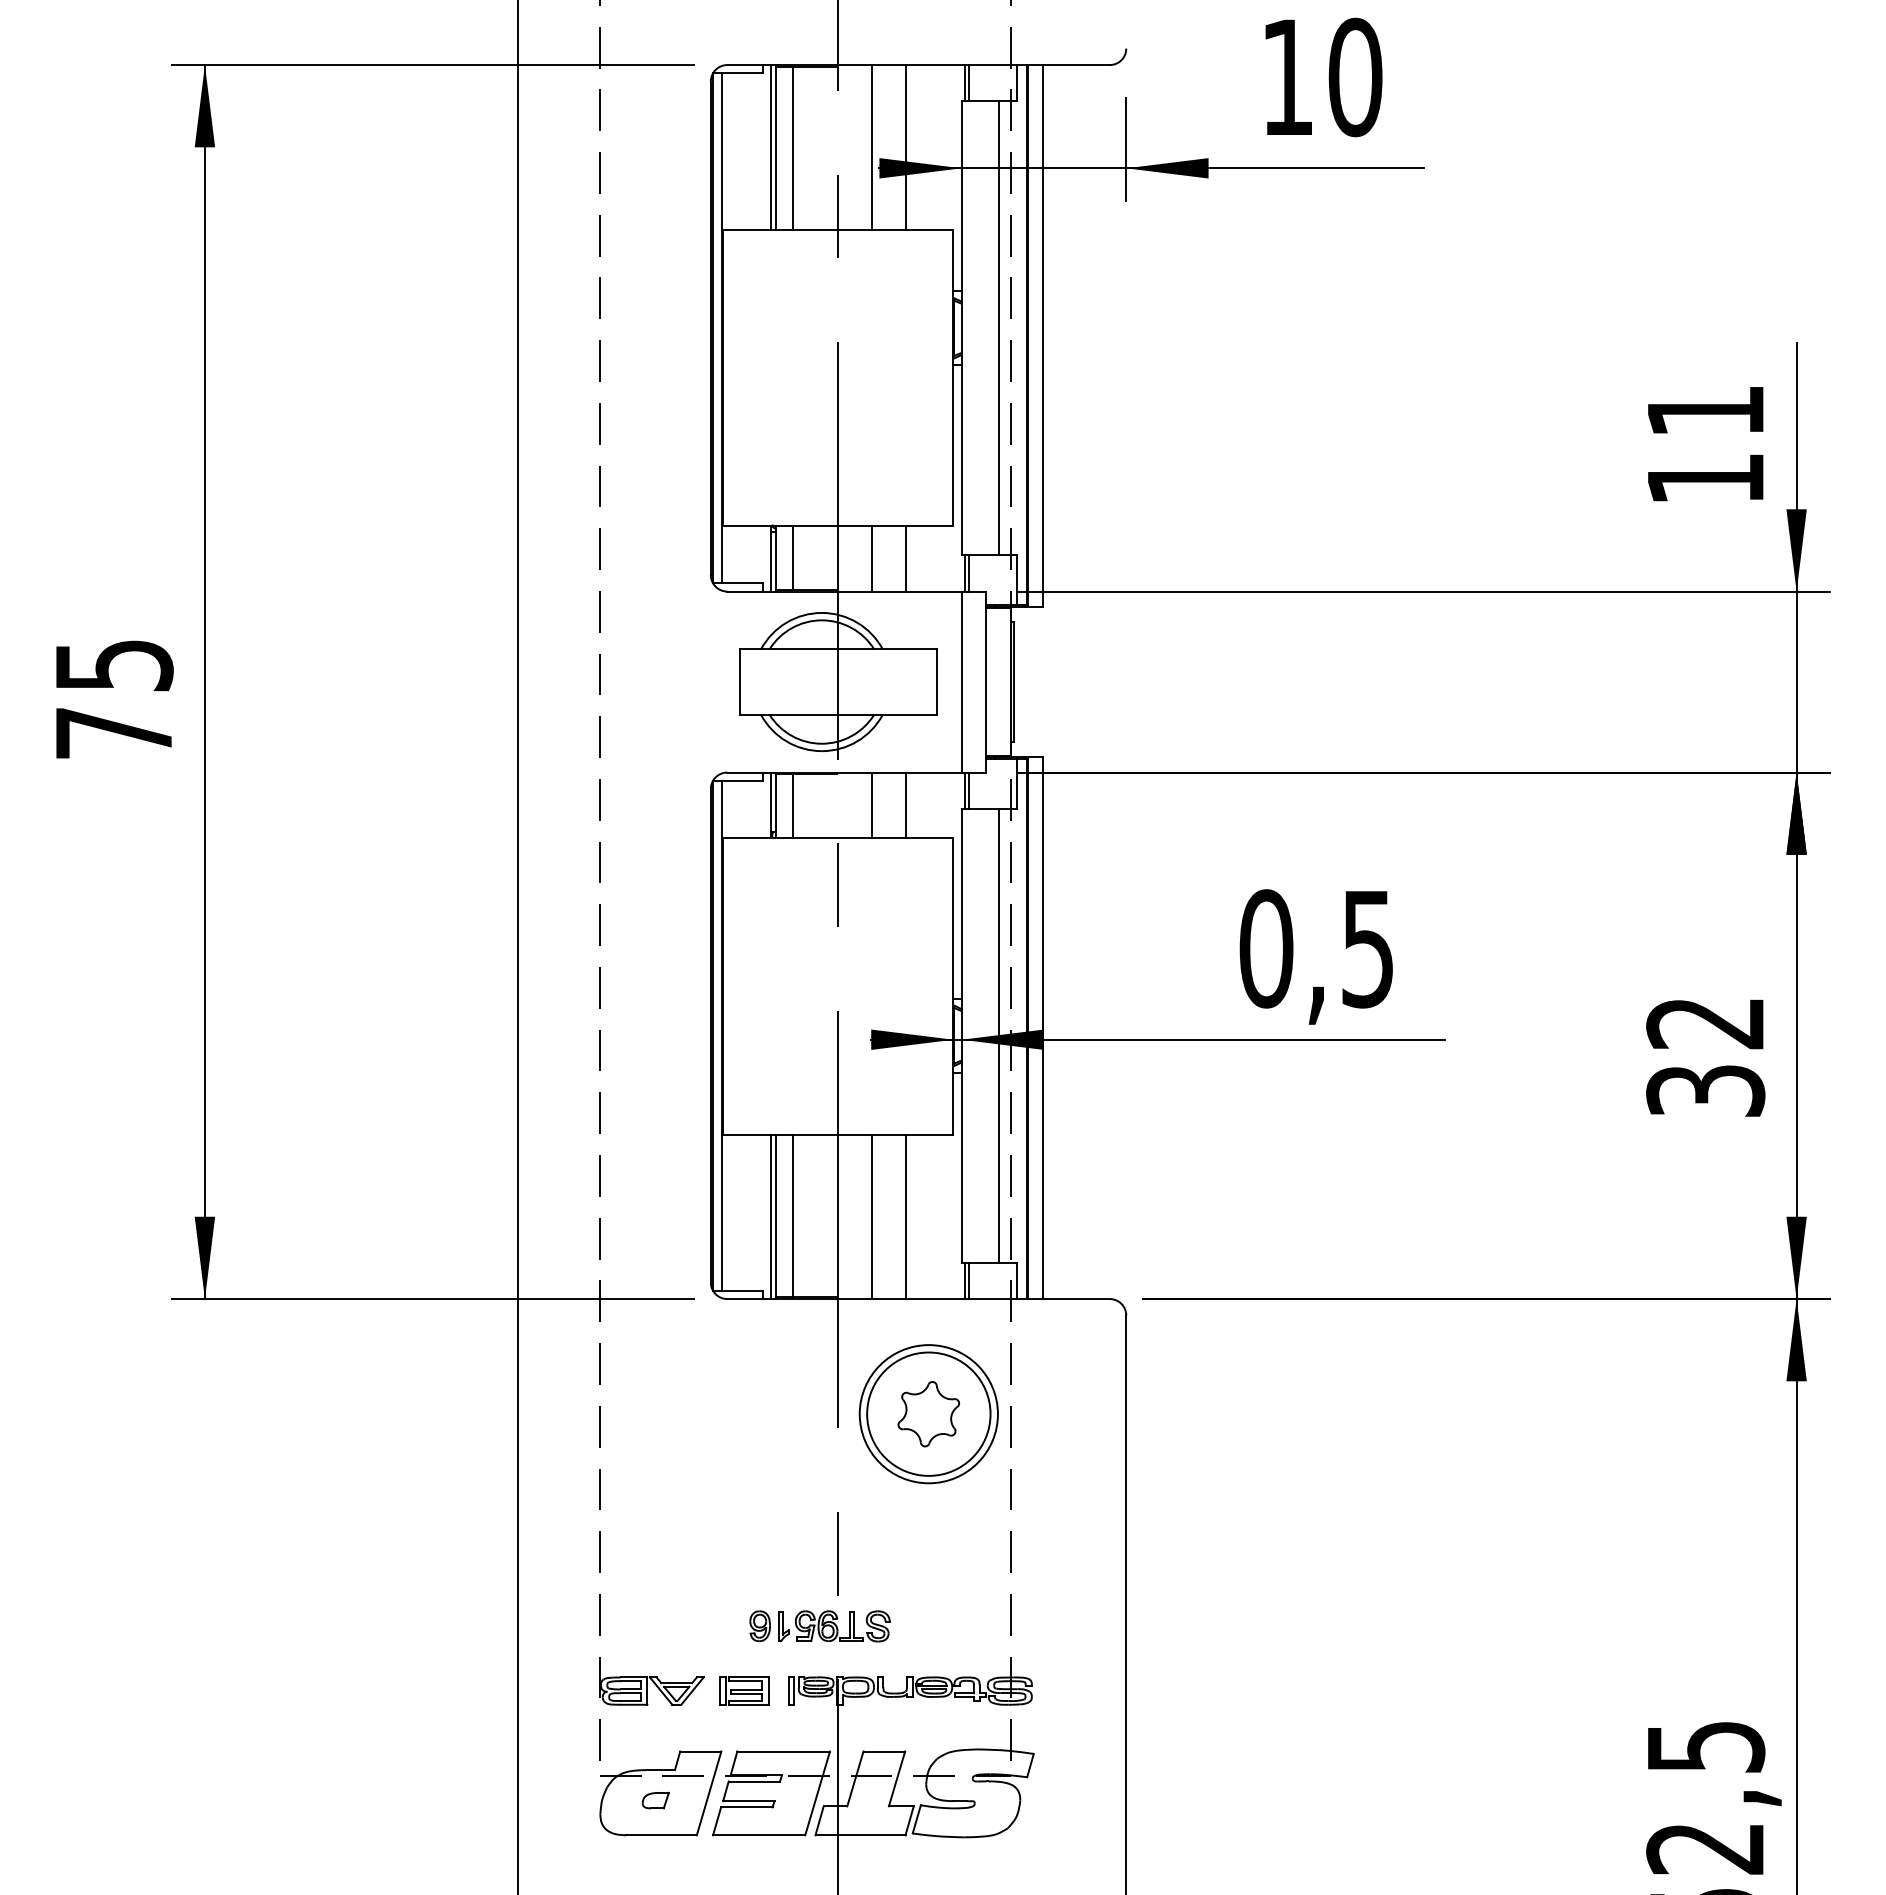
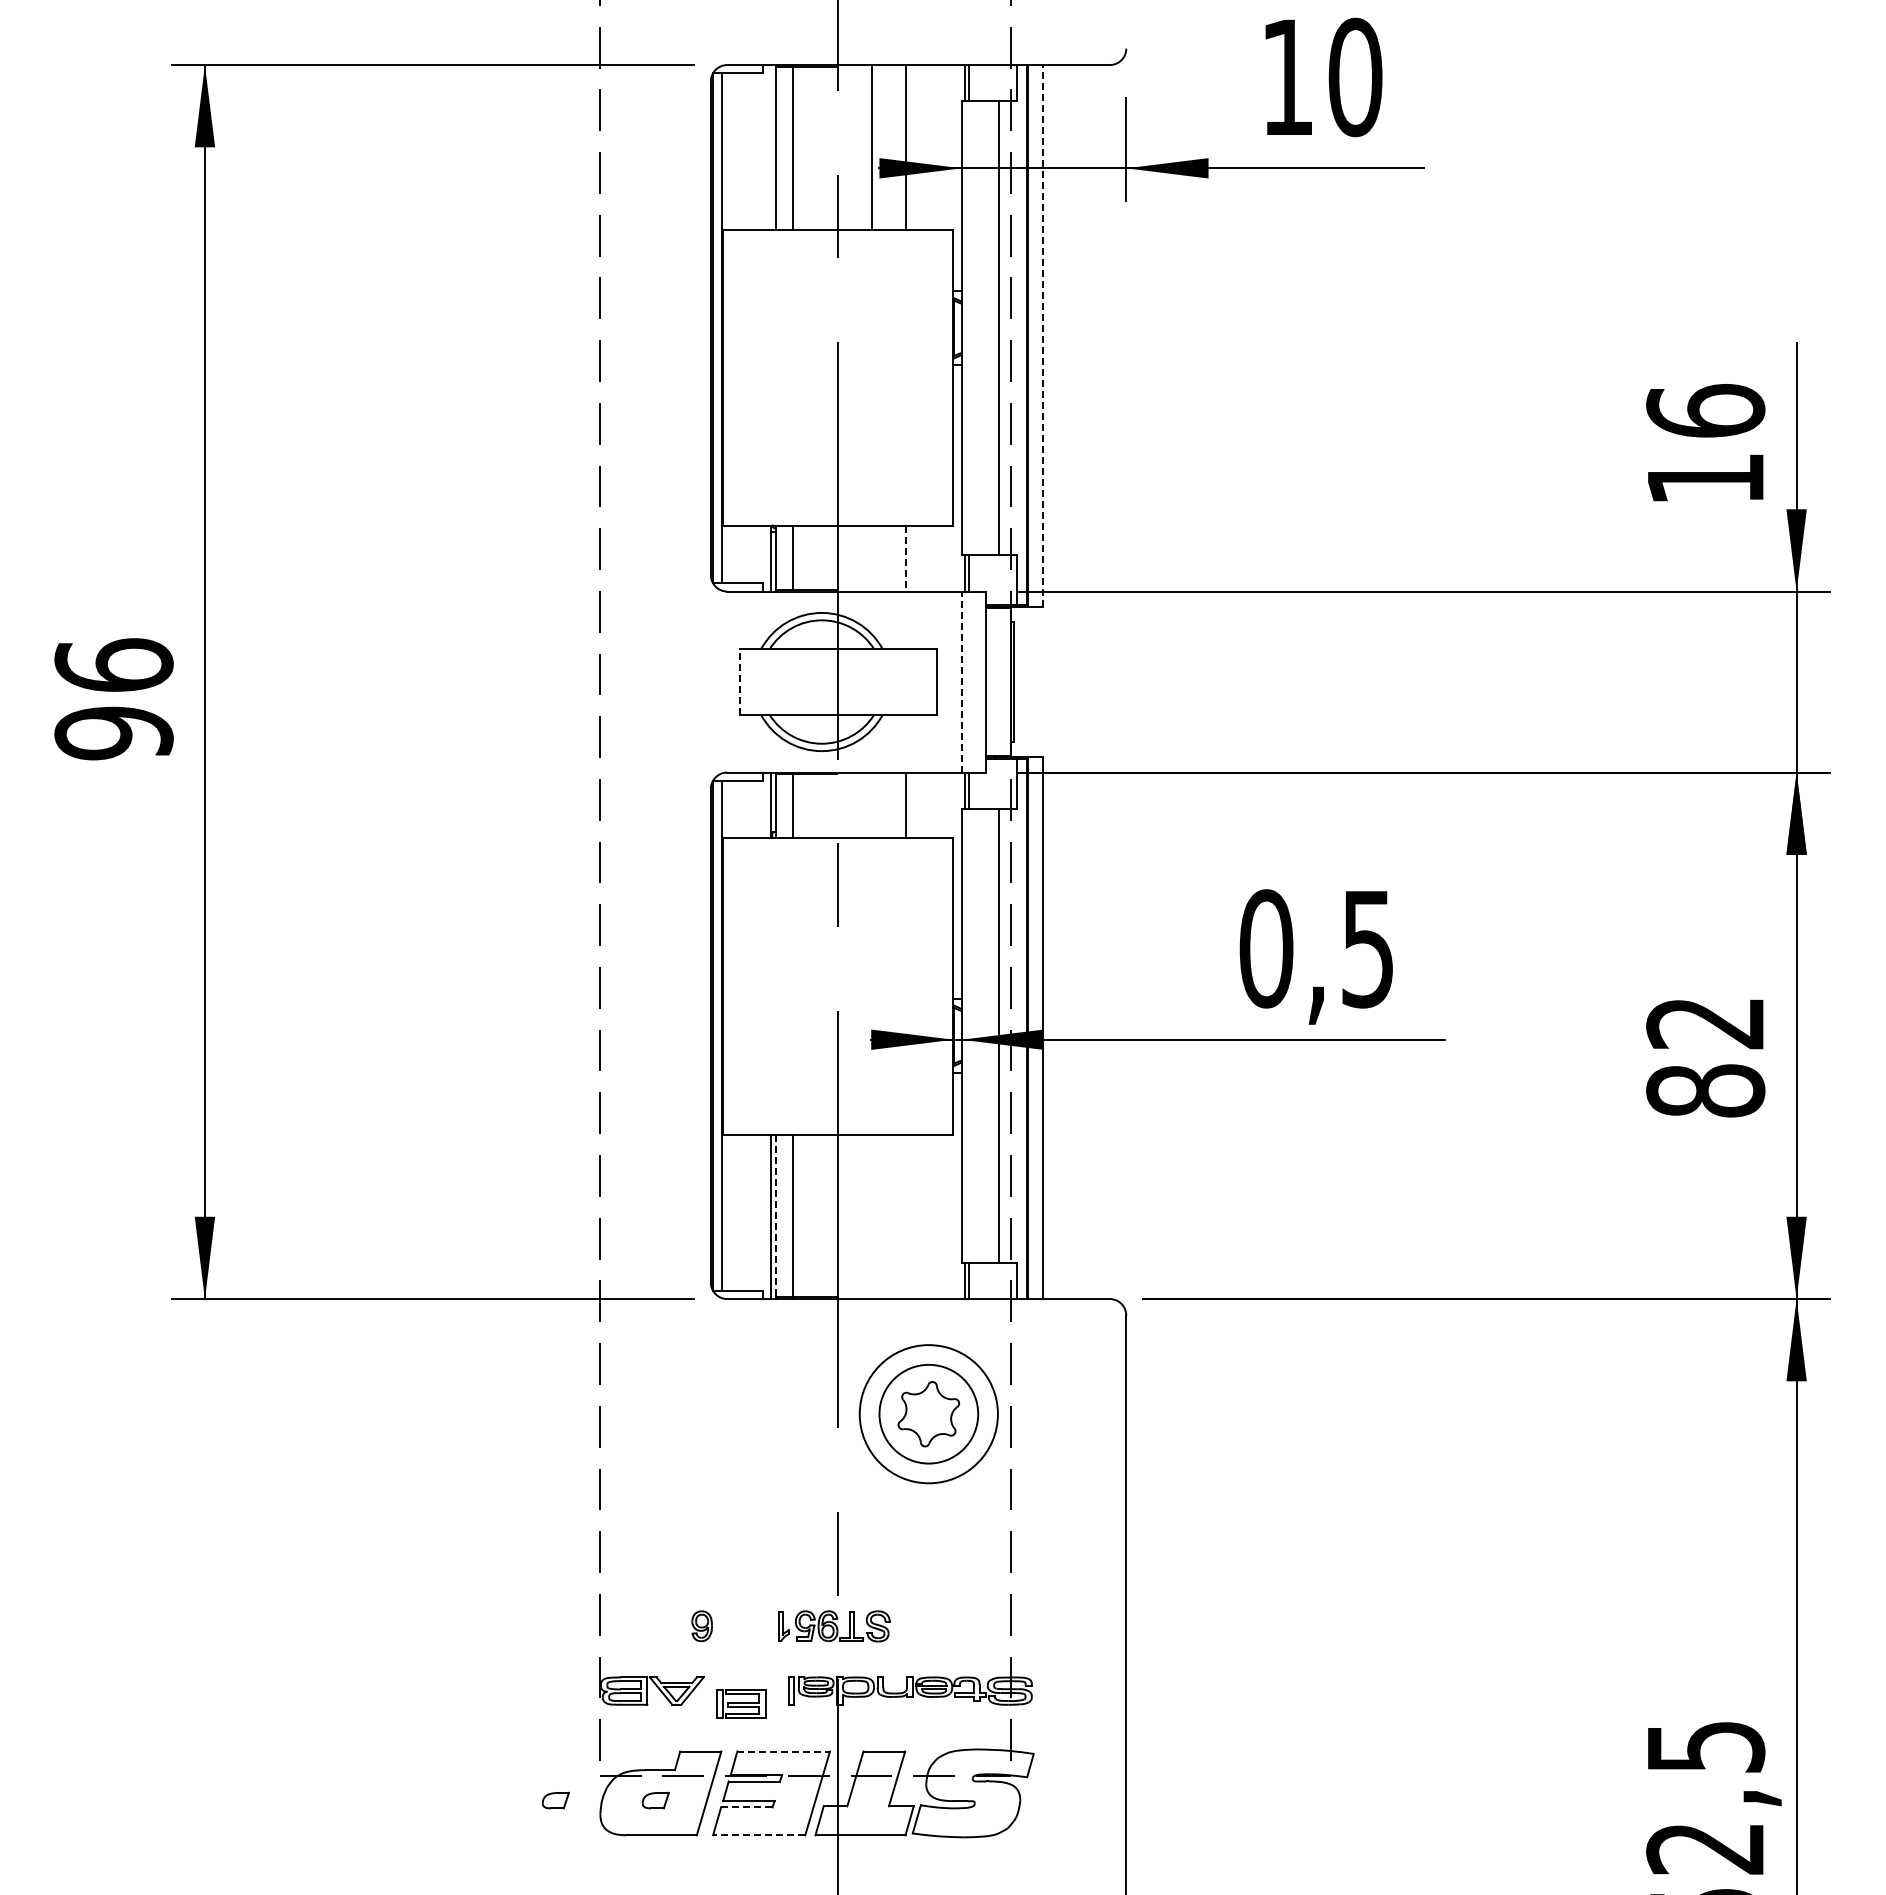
line: present -> none (770, 147)
line: solid -> dashed (1043, 335)
text: 11 -> 16 (1705, 410)
line: present -> none (872, 558)
line: solid -> dashed (906, 558)
line: solid -> dashed (961, 681)
line: solid -> dashed (739, 682)
text: 75 -> 96 (113, 699)
line: present -> none (872, 805)
line: present -> none (517, 946)
text: 32 -> 82 (1705, 1090)
line: solid -> dashed (776, 1216)
line: present -> none (872, 1216)
line: present -> none (906, 1216)
circle diameter: 123 px -> 99 px (928, 1413)
part position: (759, 1626) -> (701, 1626) (701, 1626)
part position: (744, 1690) -> (741, 1703) (741, 1703)
line: solid -> dashed (784, 1751)
part: none -> present (555, 1800)
line: solid -> dashed (746, 1807)
line: solid -> dashed (758, 1835)
